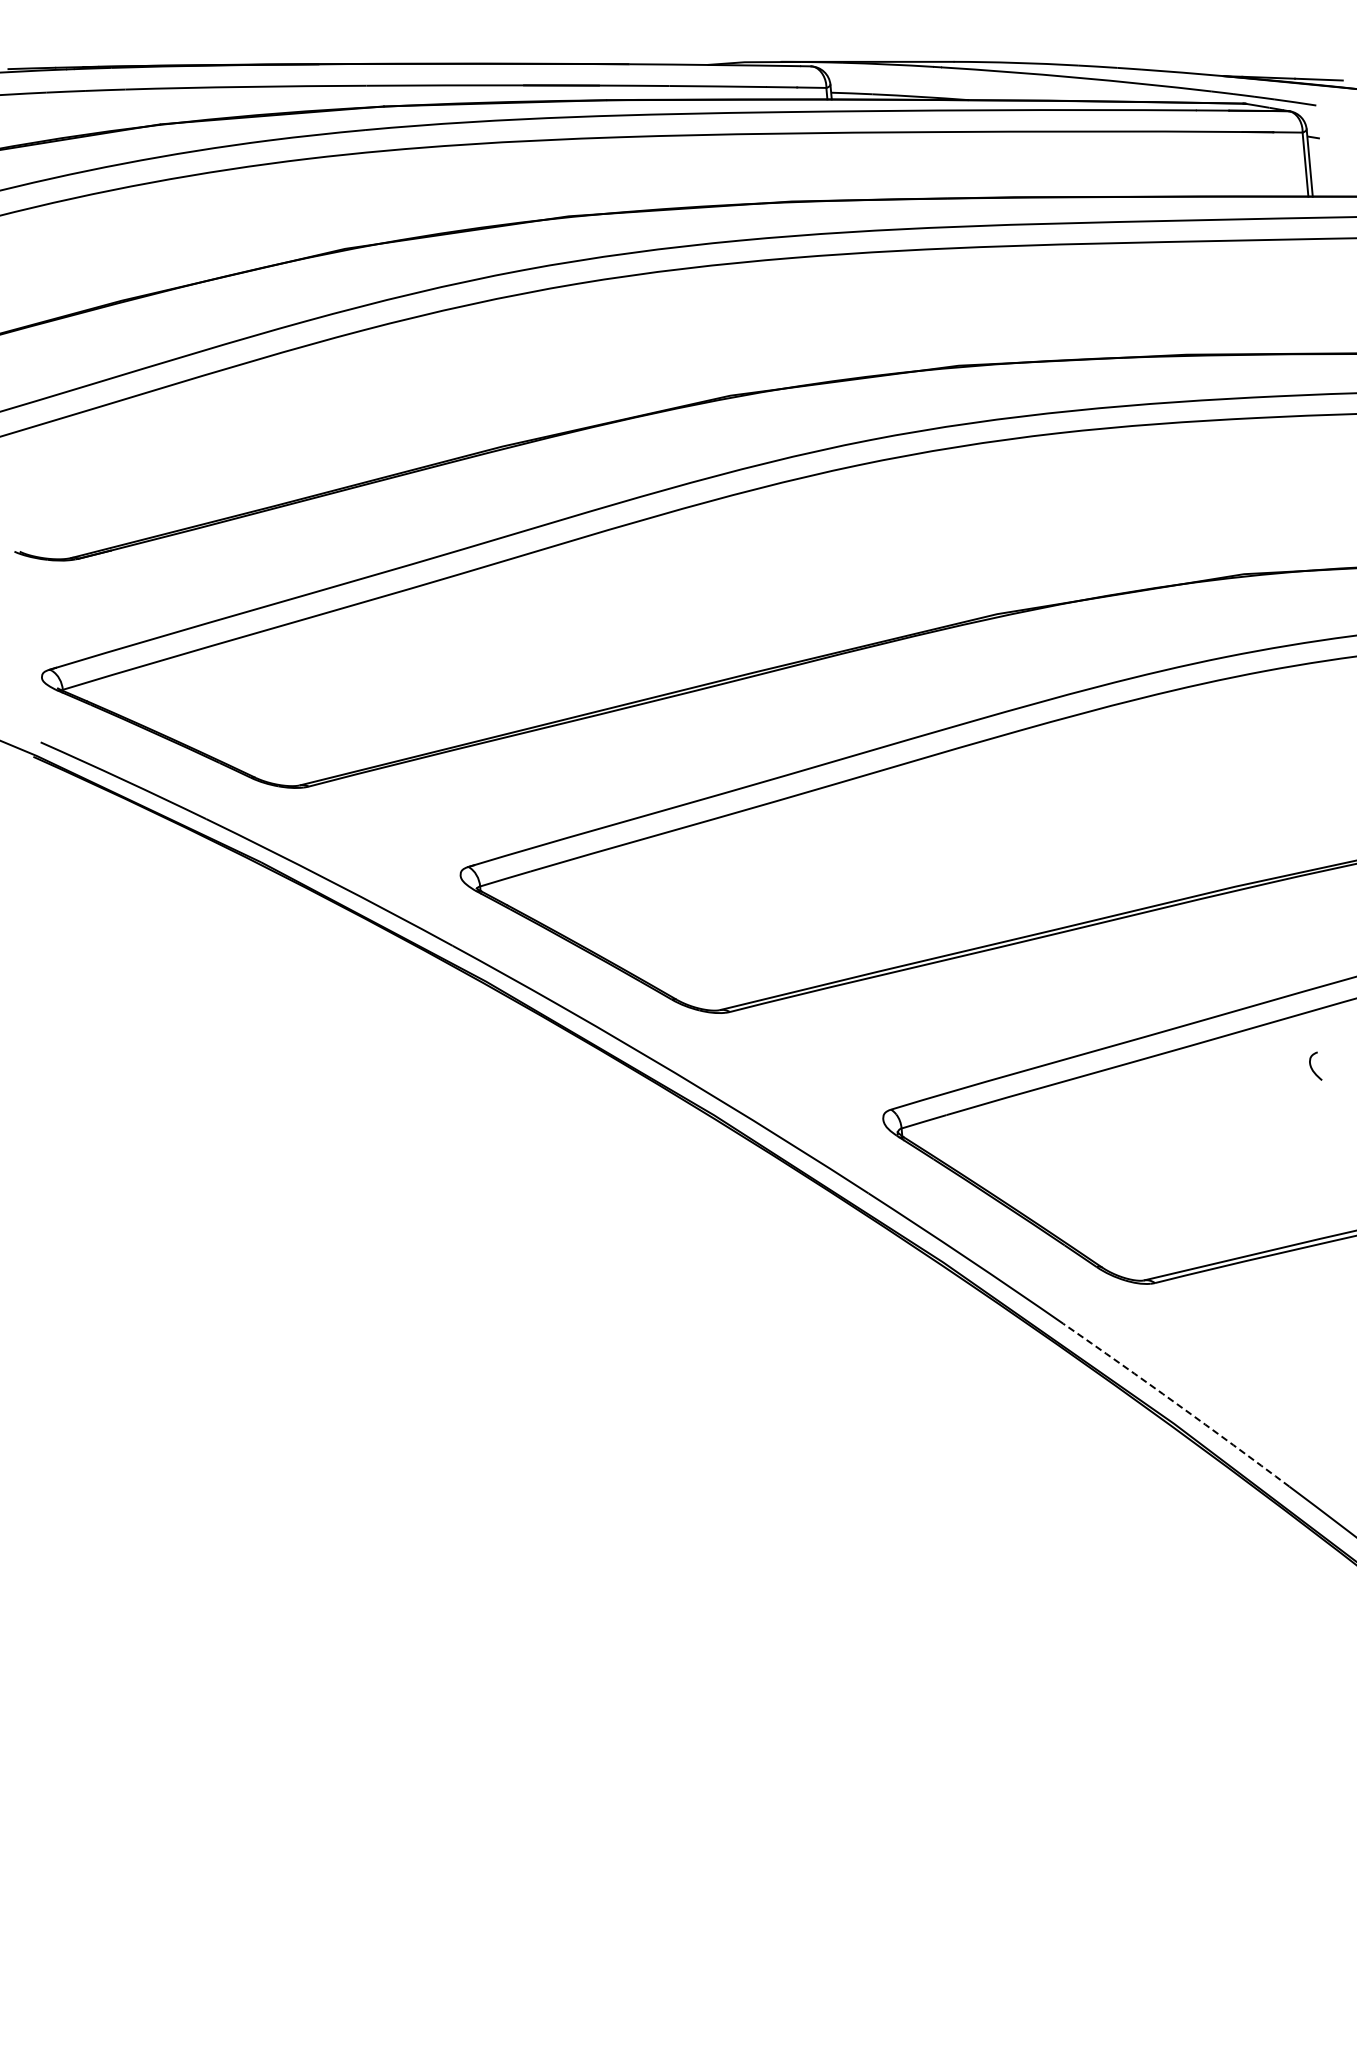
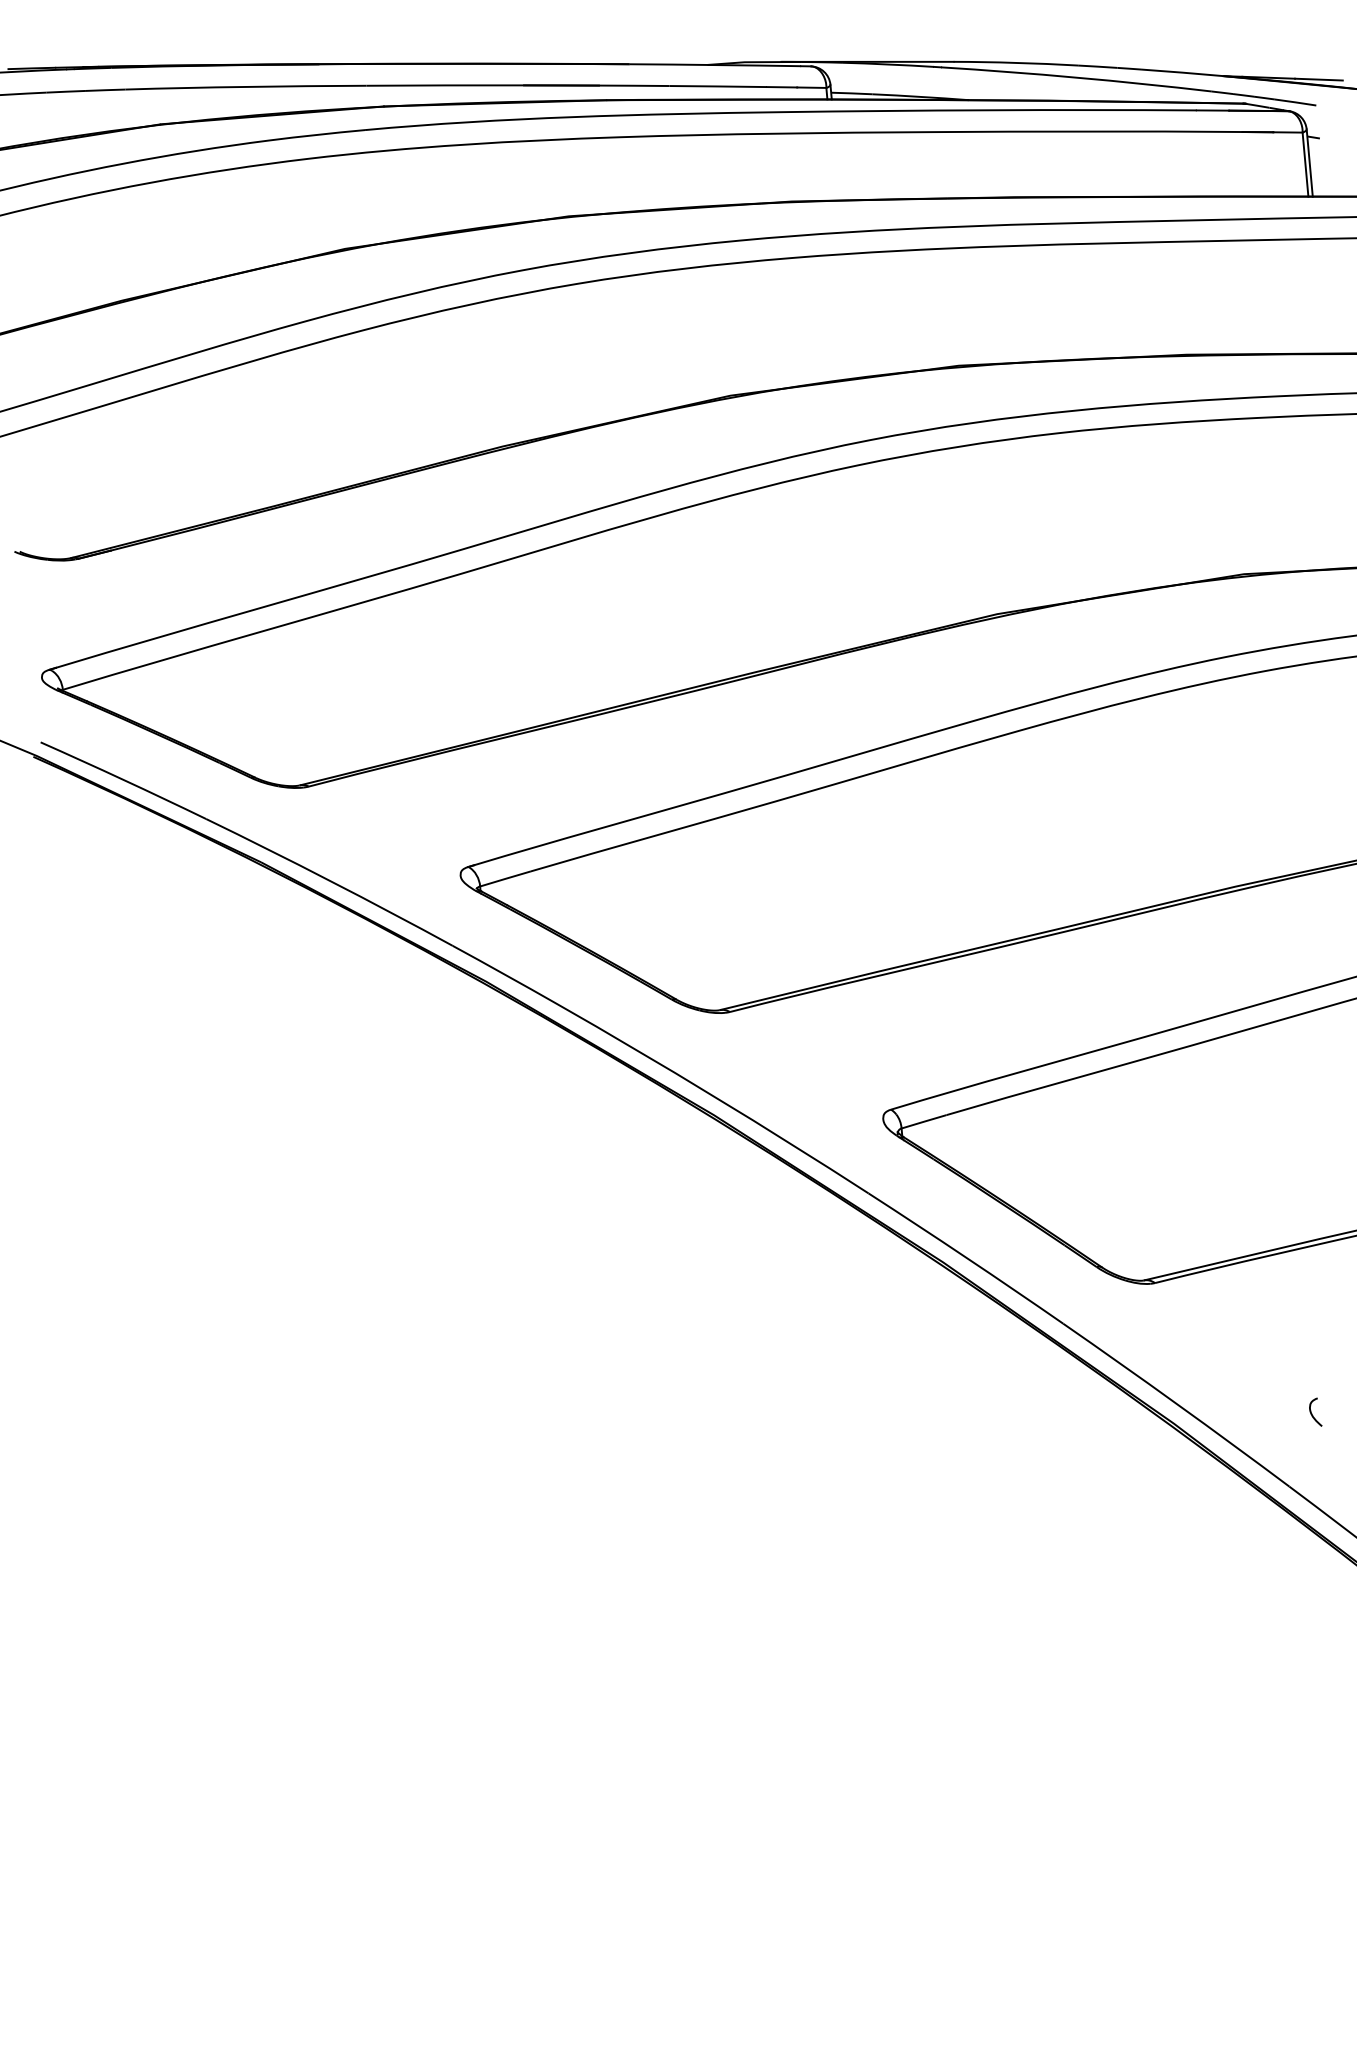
curve position: (1312, 1067) -> (1312, 1413) (1312, 1413)
arc: dashed -> solid (1177, 1404)
